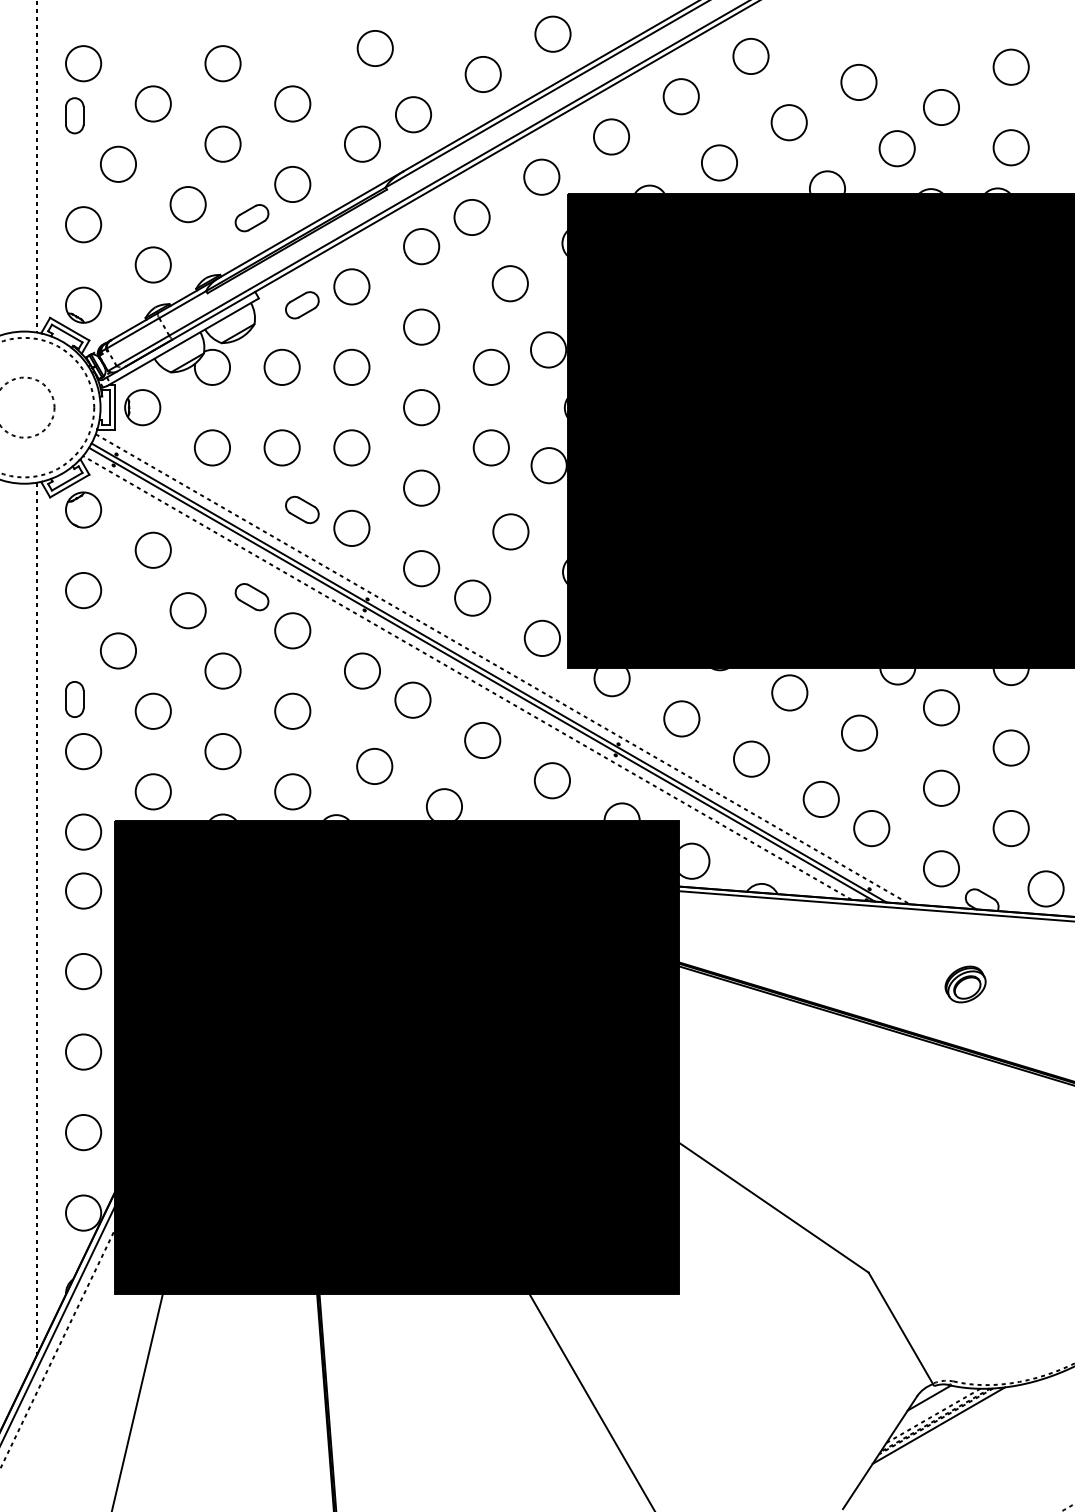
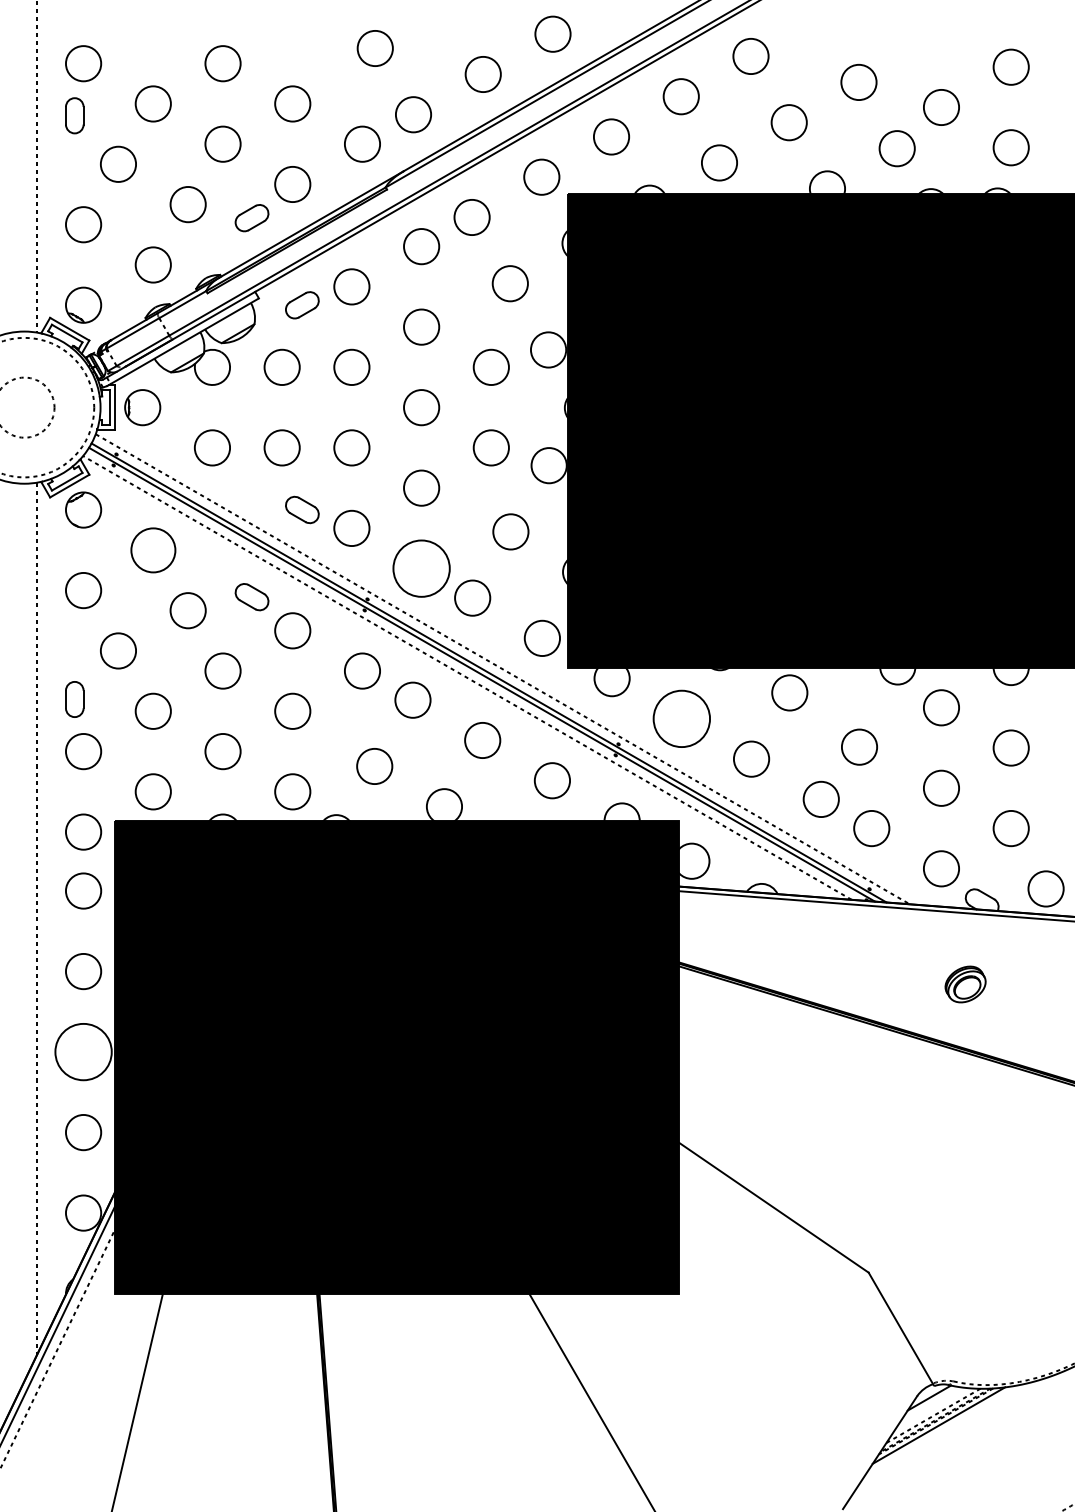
circle size: 38x38 px -> 47x47 px (153, 550)
circle diameter: 35 px -> 56 px (421, 568)
circle diameter: 35 px -> 56 px (681, 718)
circle position: (859, 732) -> (859, 746) (859, 746)
circle diameter: 35 px -> 56 px (83, 1051)
